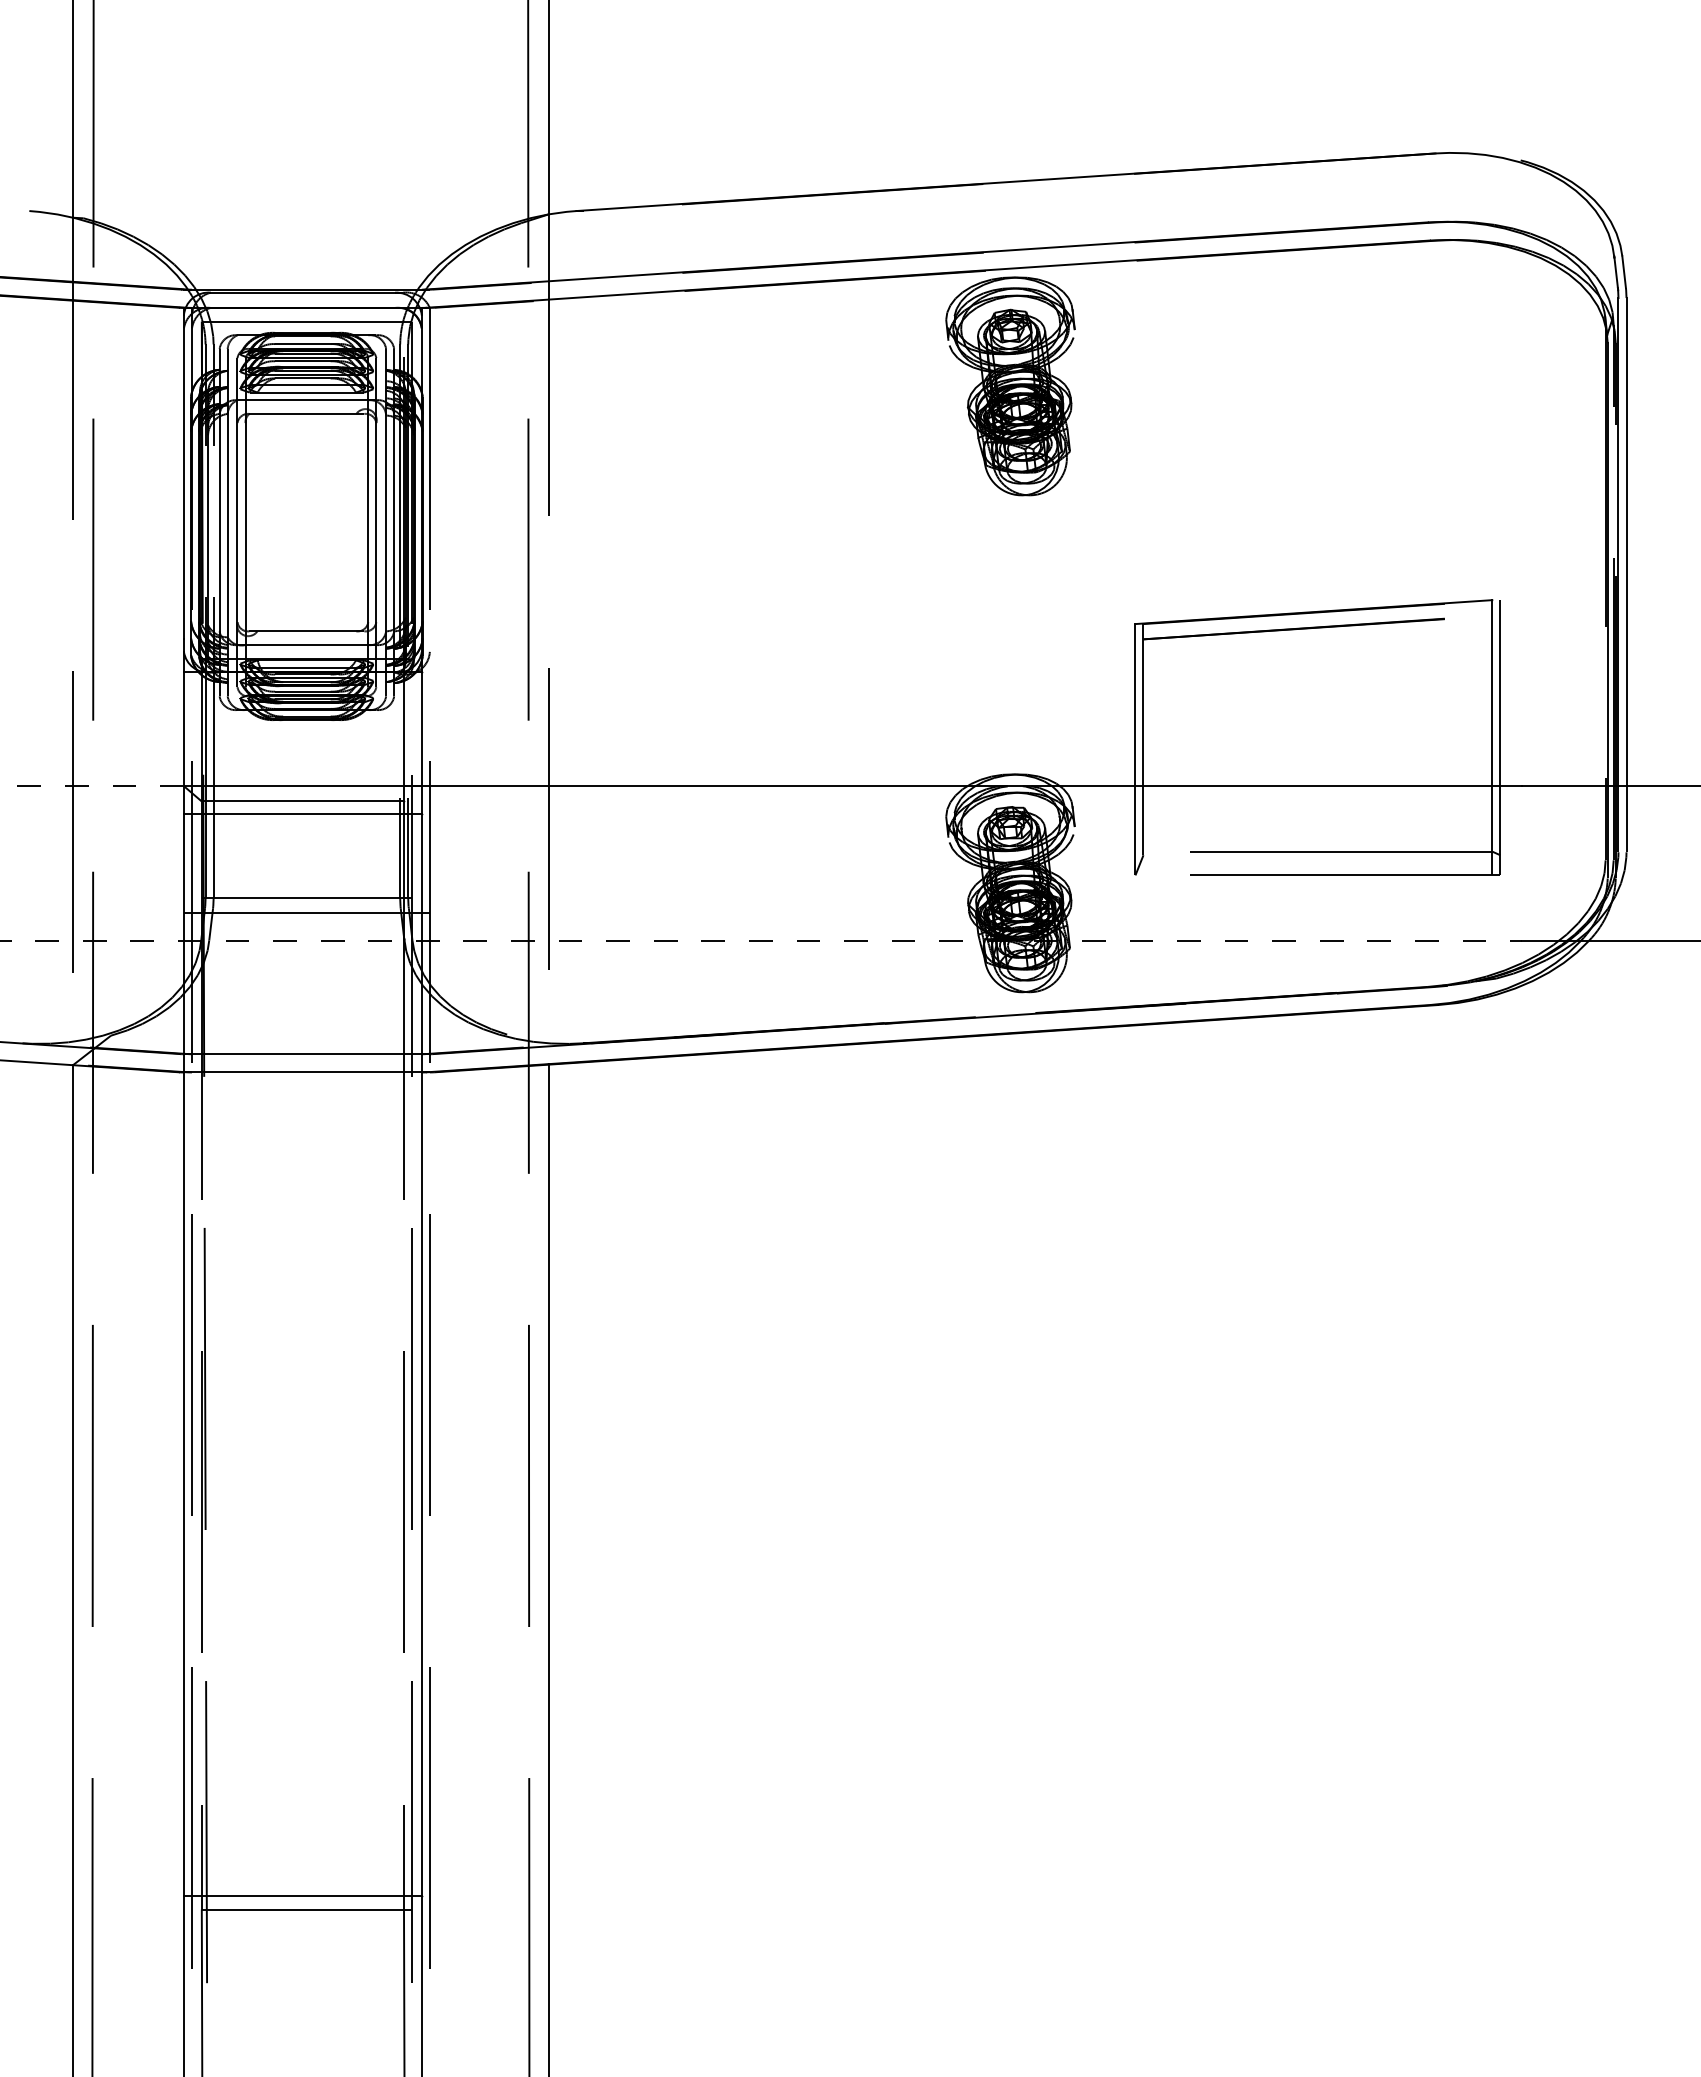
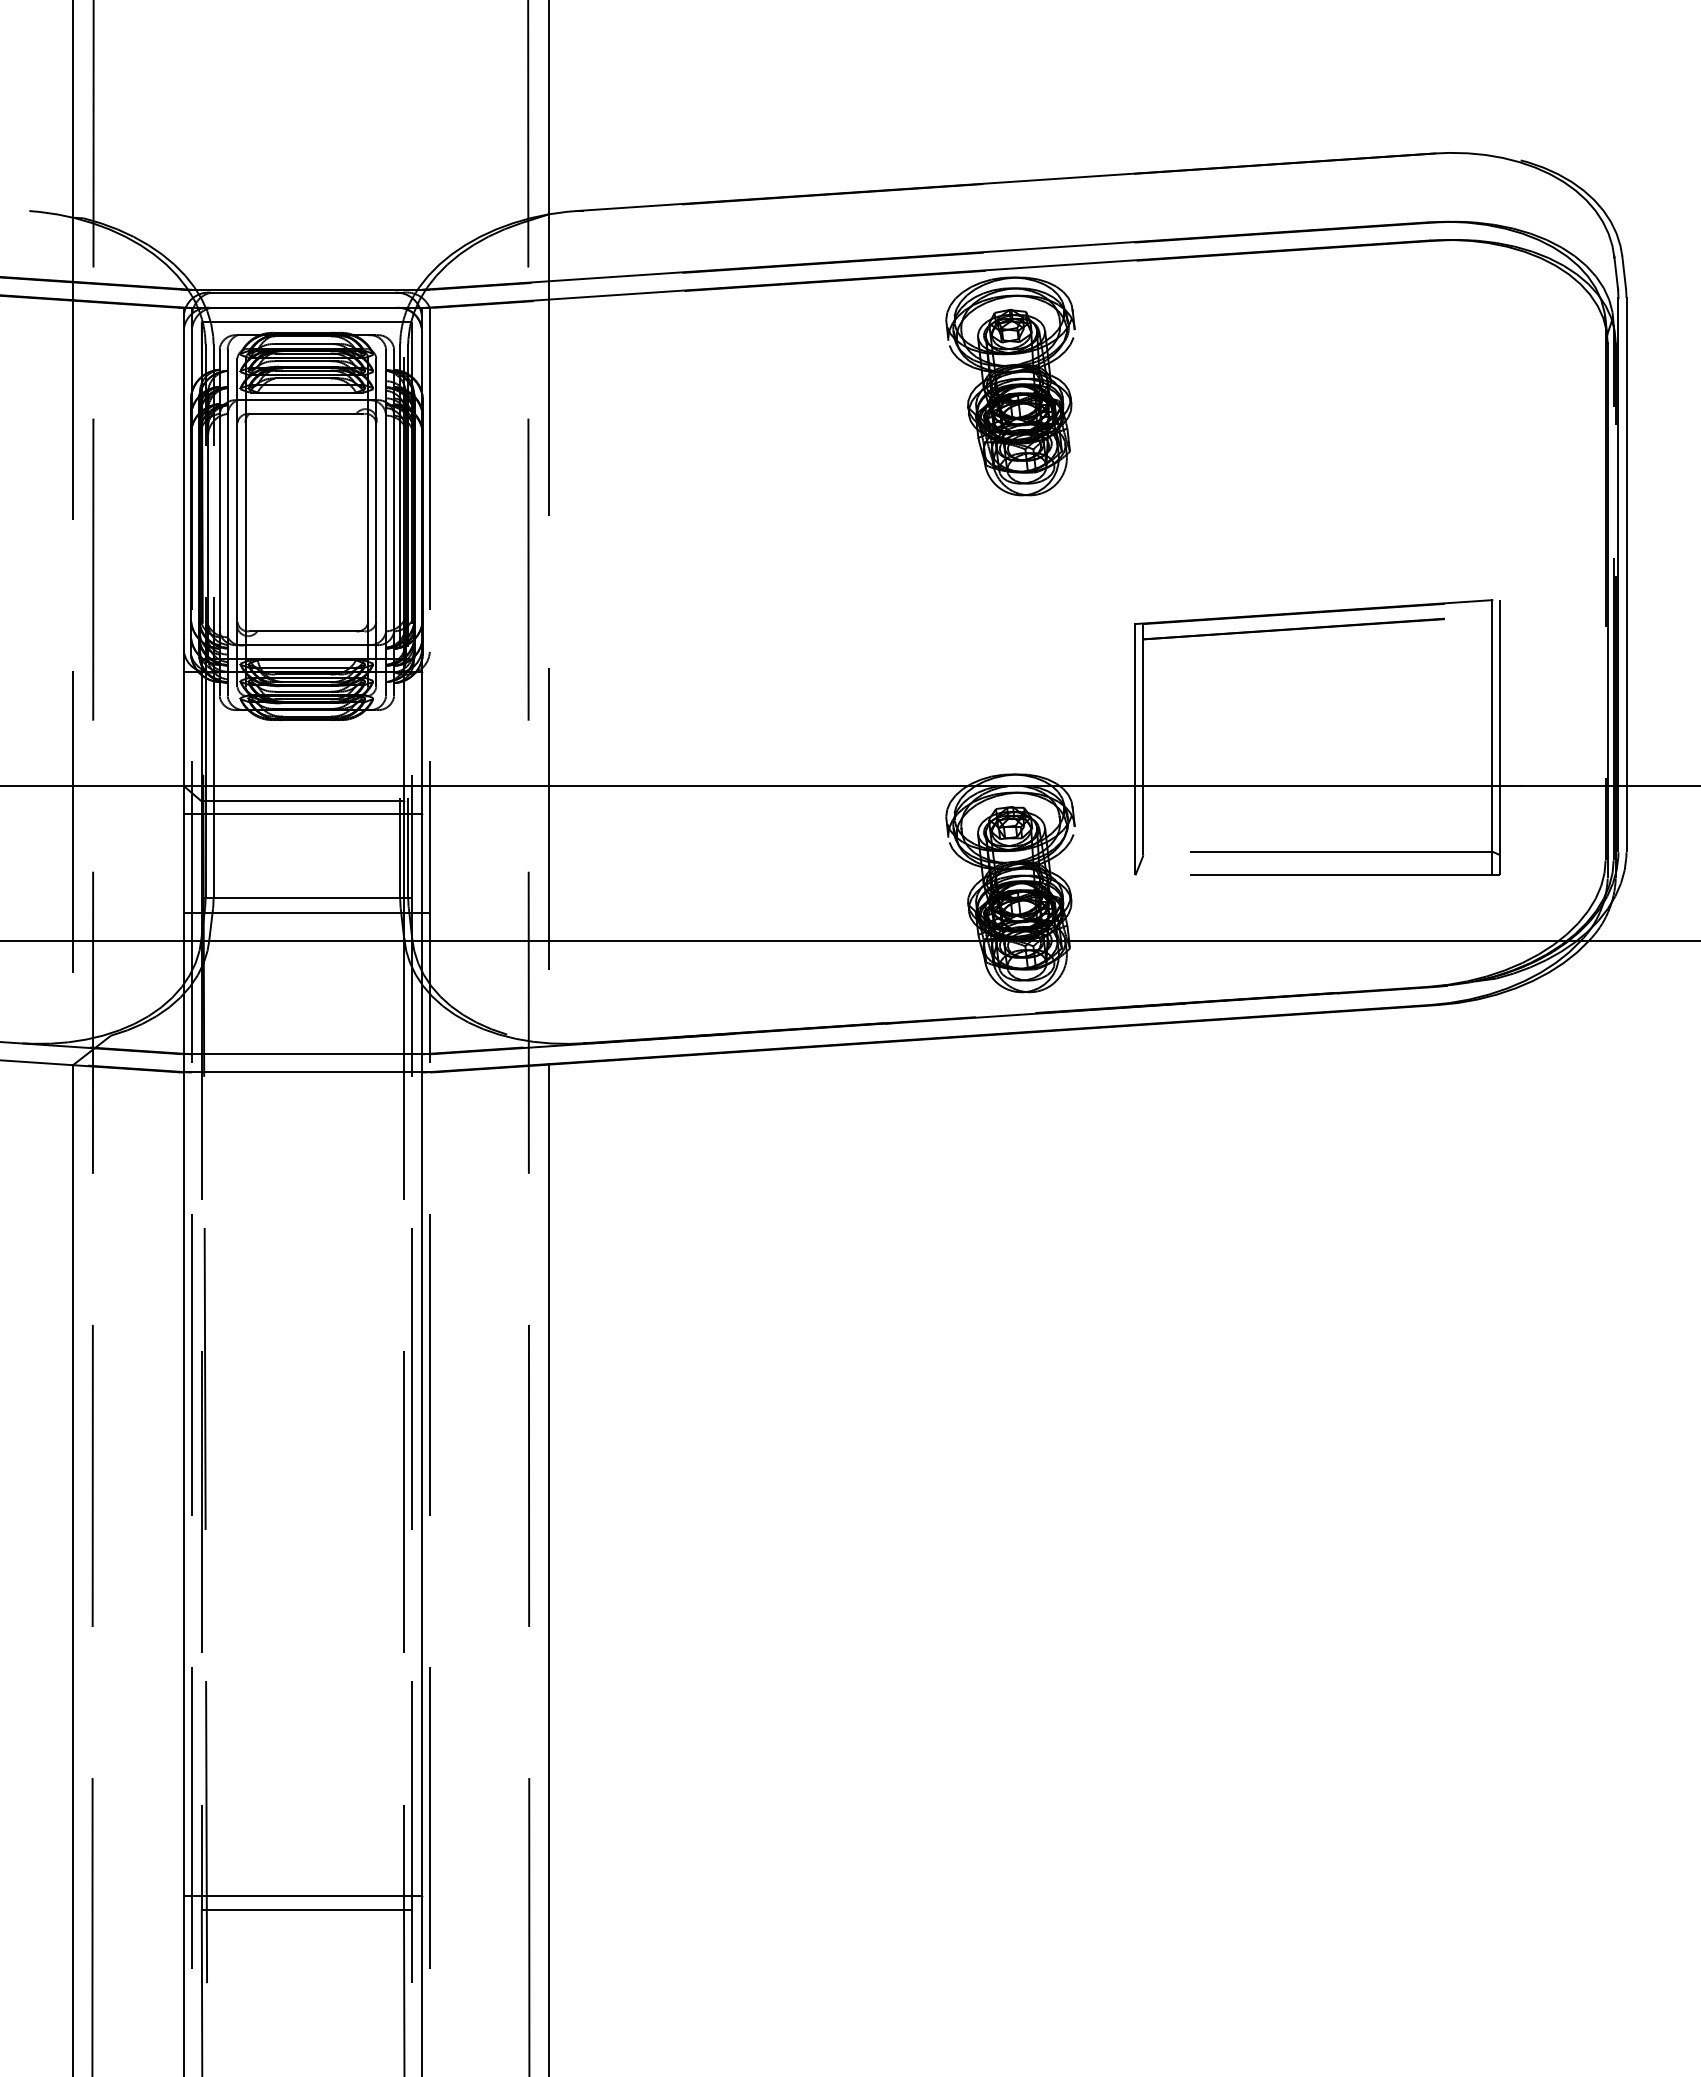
line: dashed -> solid (92, 786)
line: dashed -> solid (761, 940)
